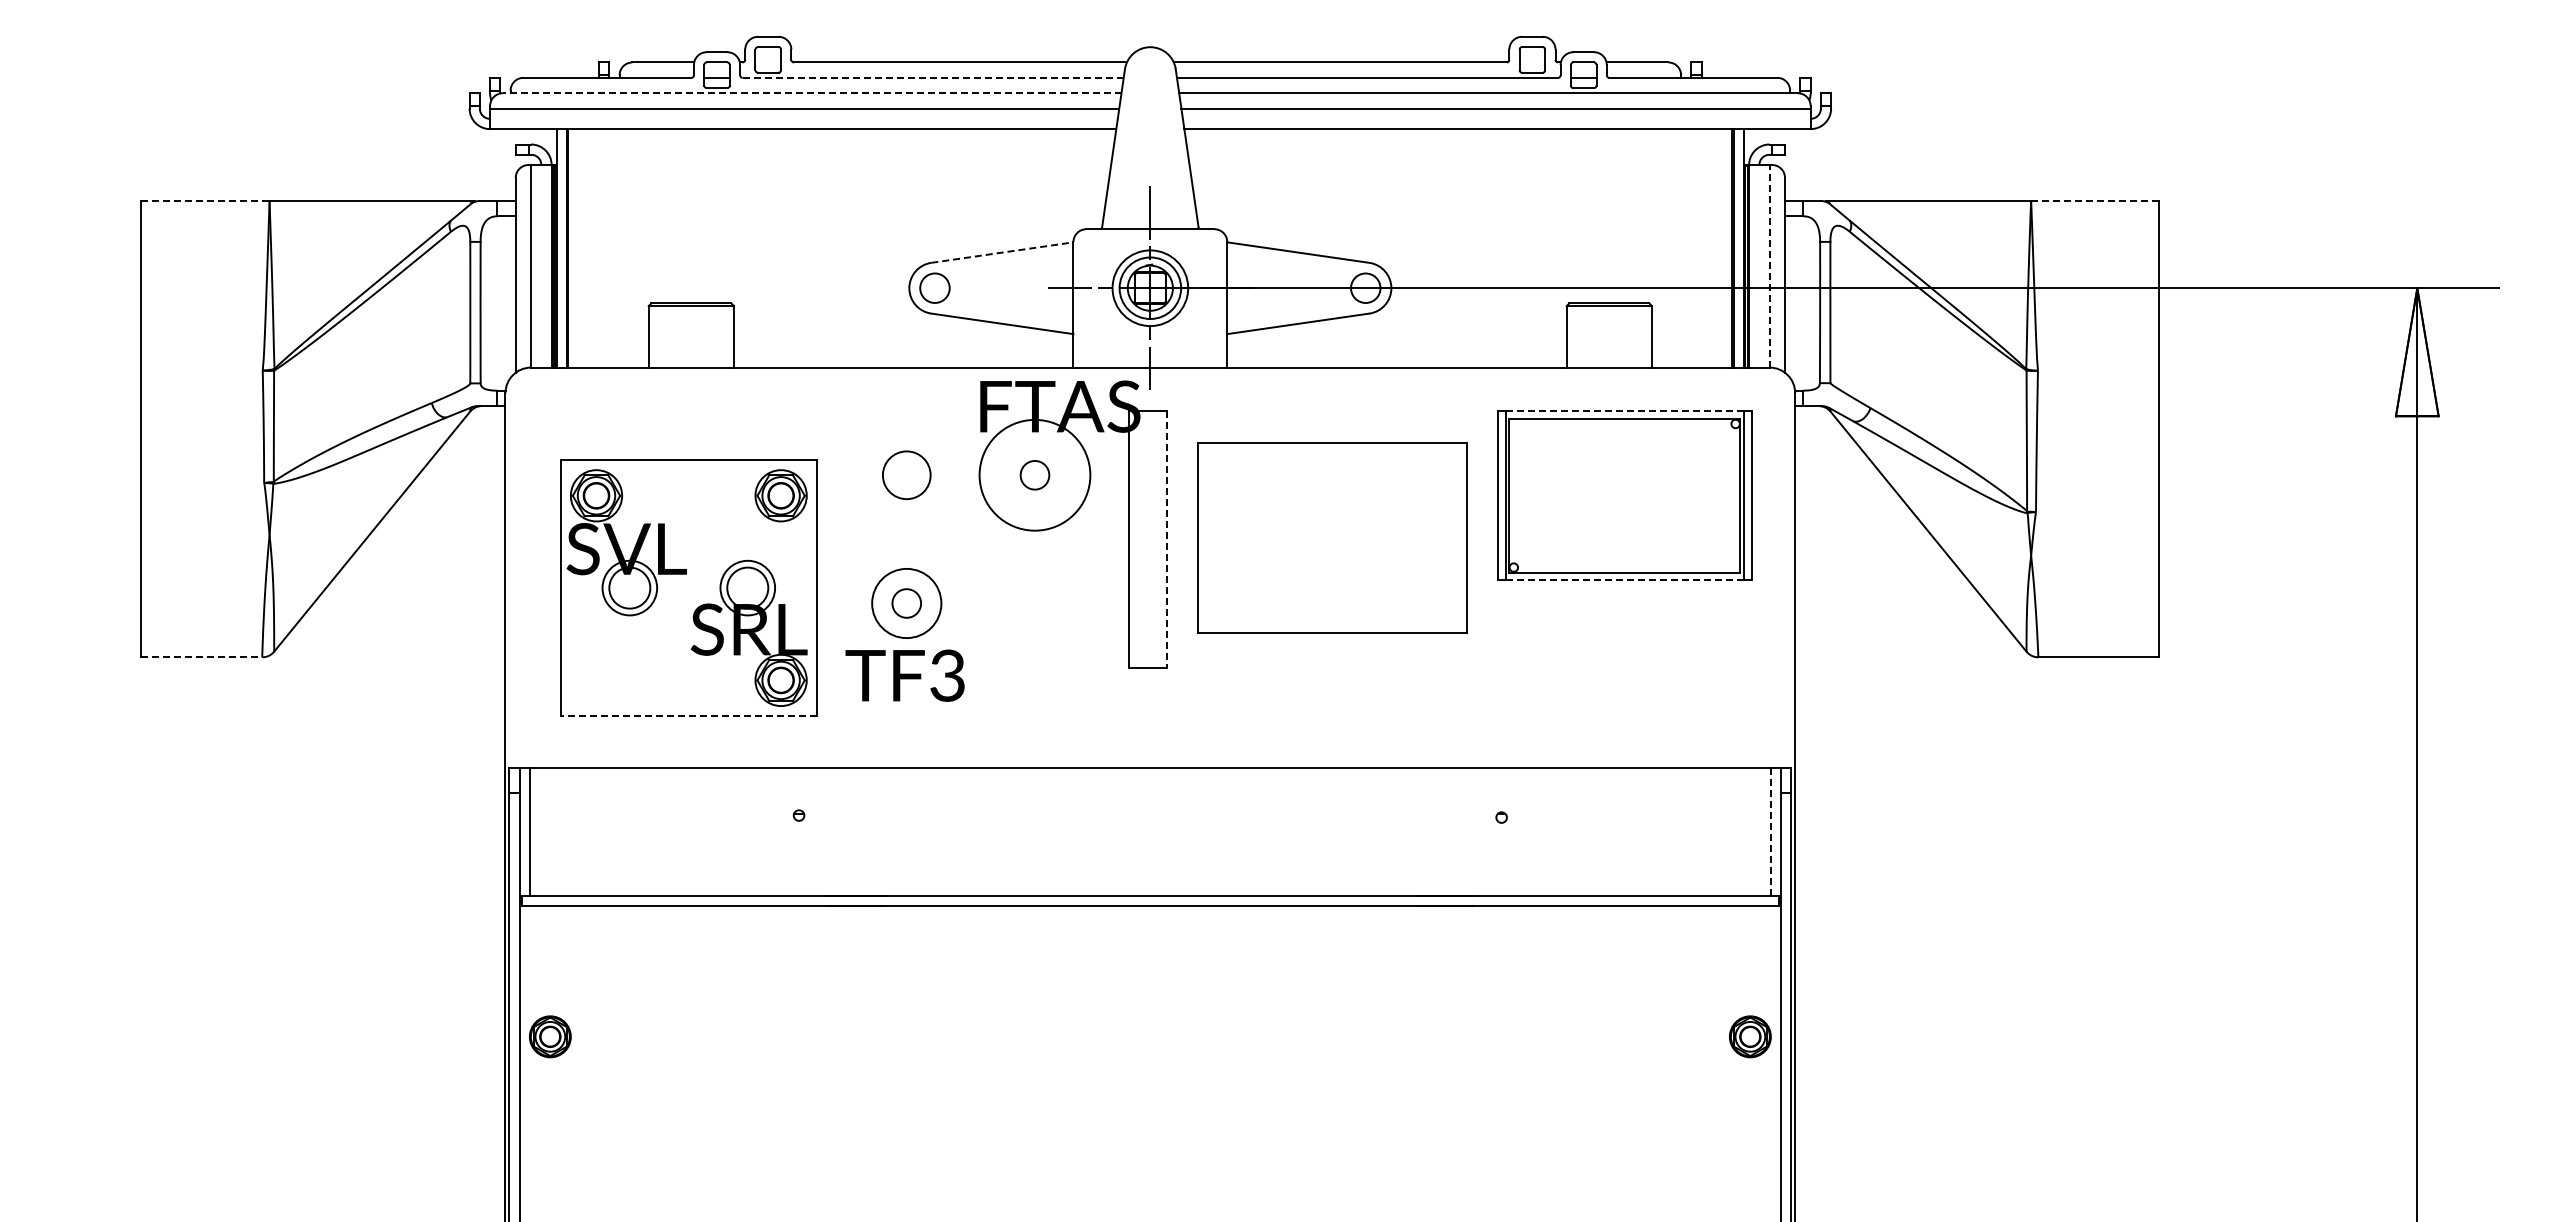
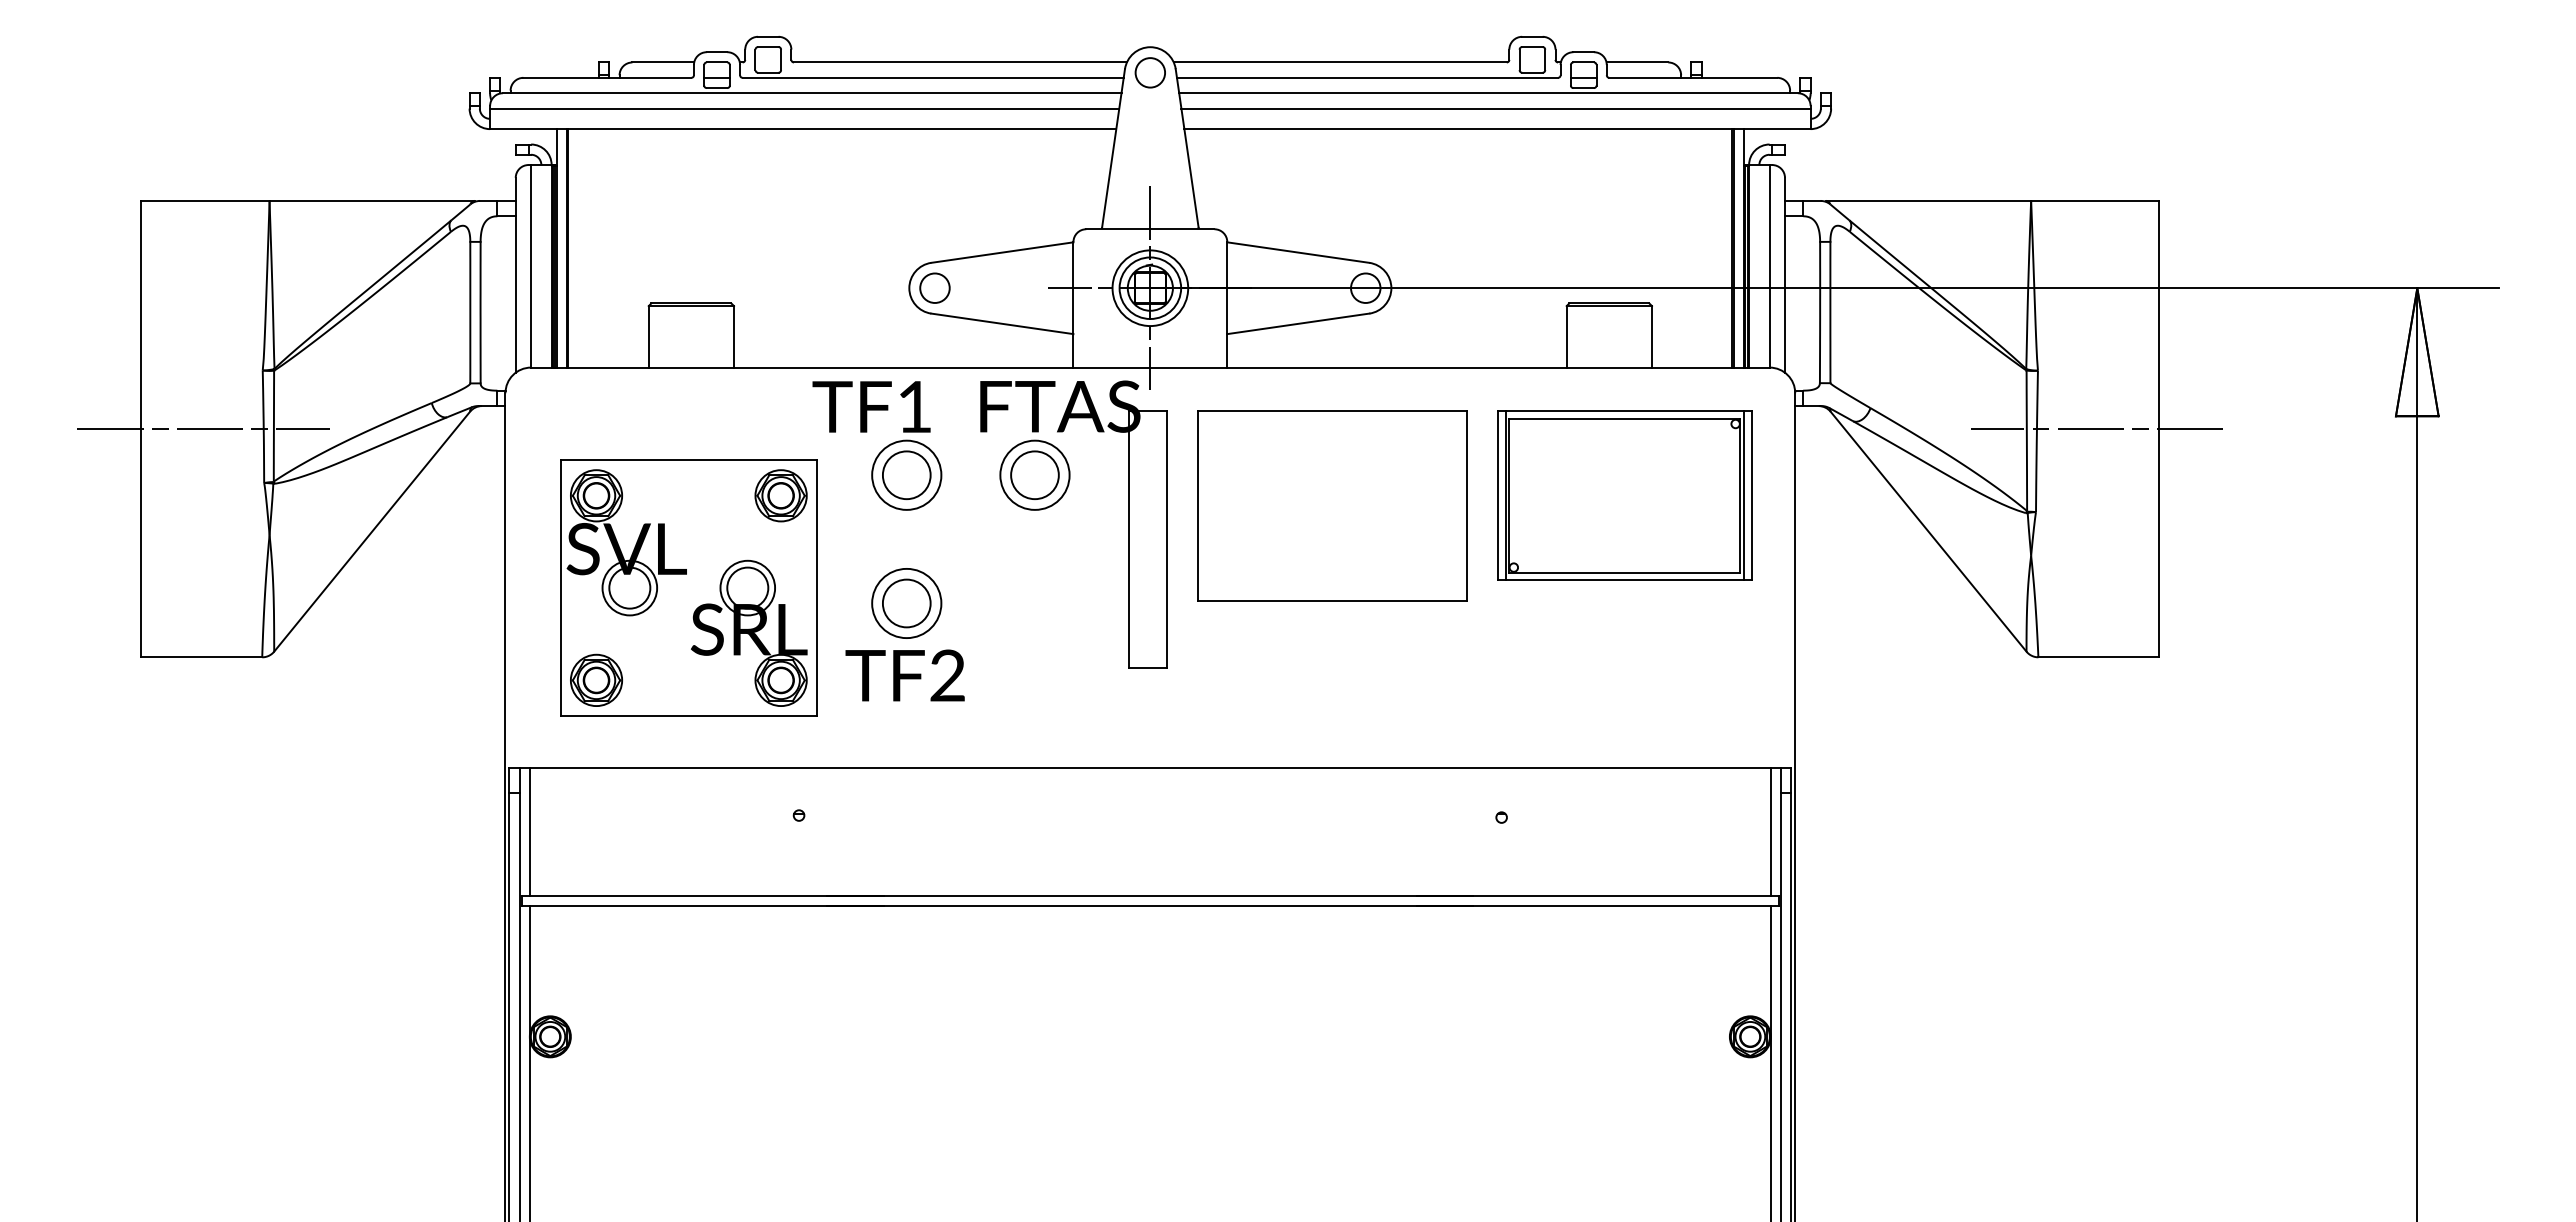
circle: none -> present (1149, 72)
line: dashed -> solid (933, 77)
line: dashed -> solid (811, 93)
line: dashed -> solid (205, 200)
line: dashed -> solid (2094, 200)
line: dashed -> solid (1002, 252)
line: dashed -> solid (1769, 265)
line: dashed -> solid (1624, 411)
line: none -> present (203, 429)
line: none -> present (2096, 429)
part: none -> present (882, 449)
circle diameter: 111 px -> 69 px (1034, 474)
circle diameter: 29 px -> 48 px (1034, 475)
part position: (1332, 537) -> (1332, 505) (1332, 505)
line: dashed -> solid (1167, 539)
line: dashed -> solid (1625, 580)
circle diameter: 29 px -> 48 px (906, 603)
line: dashed -> solid (202, 657)
text: TF3 -> TF2 (947, 675)
part: none -> present (596, 679)
line: dashed -> solid (688, 716)
line: dashed -> solid (1770, 831)
line: none -> present (529, 1062)
line: none -> present (1770, 1062)
